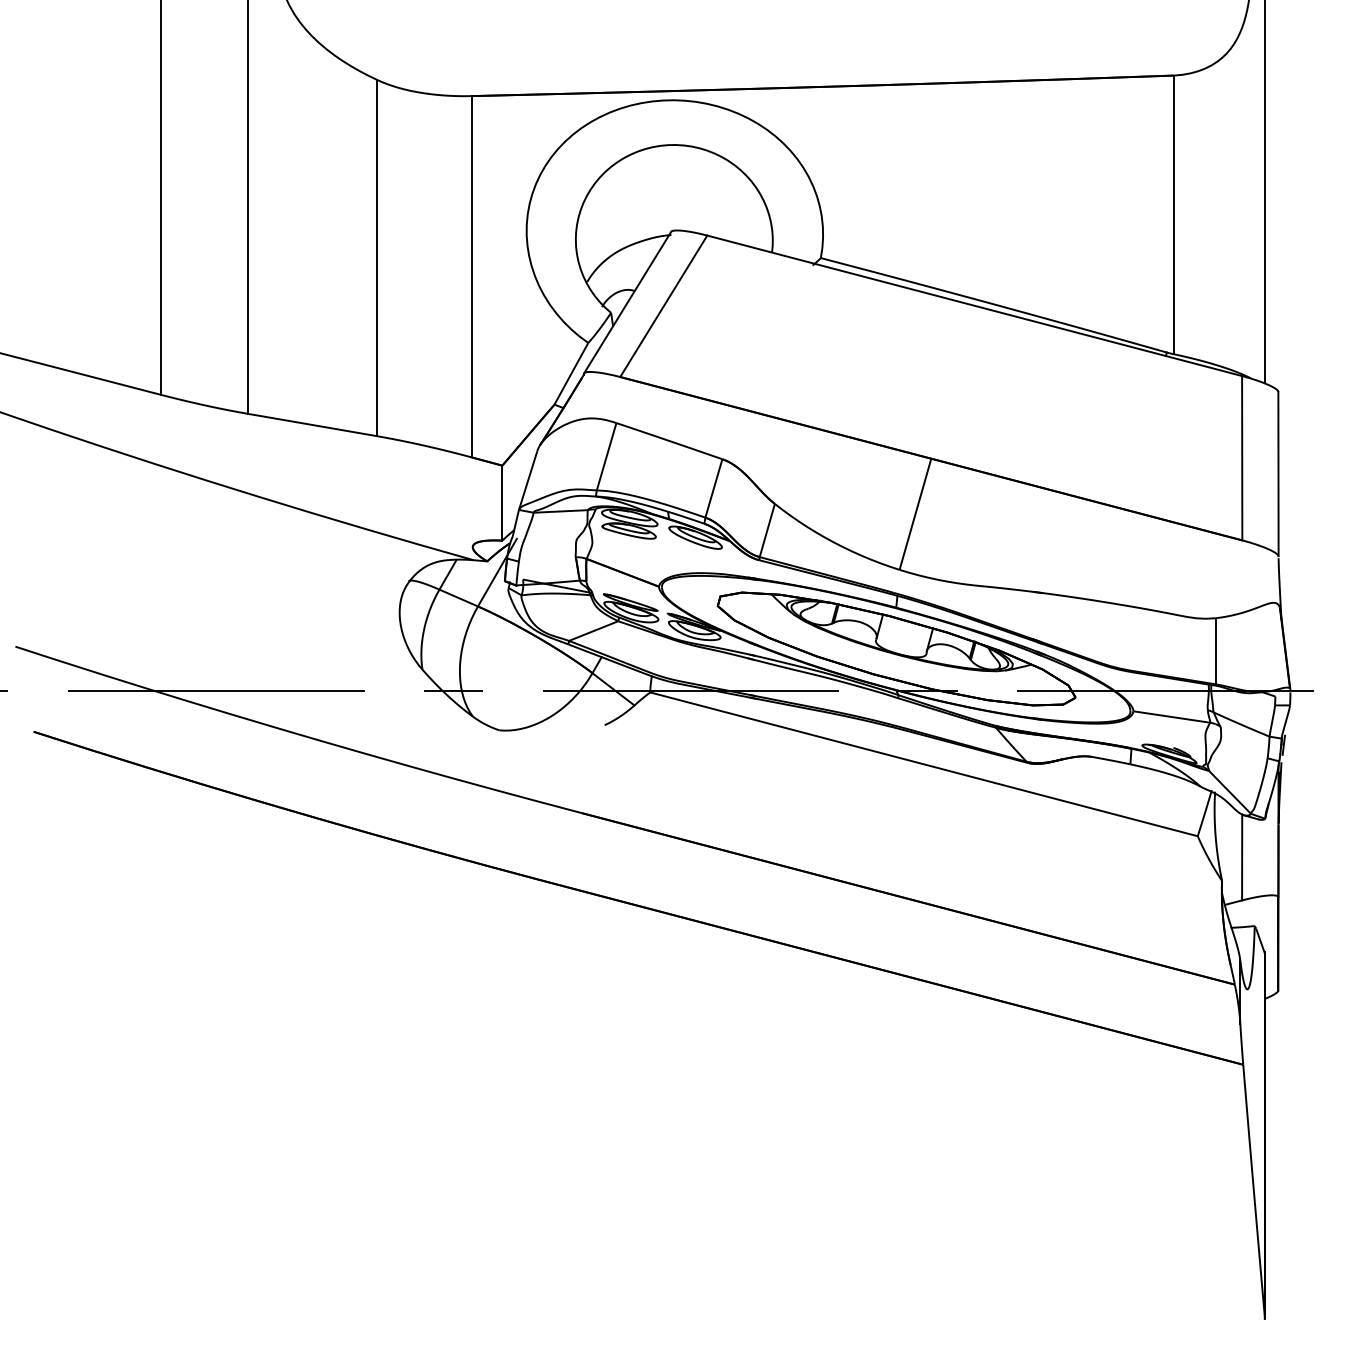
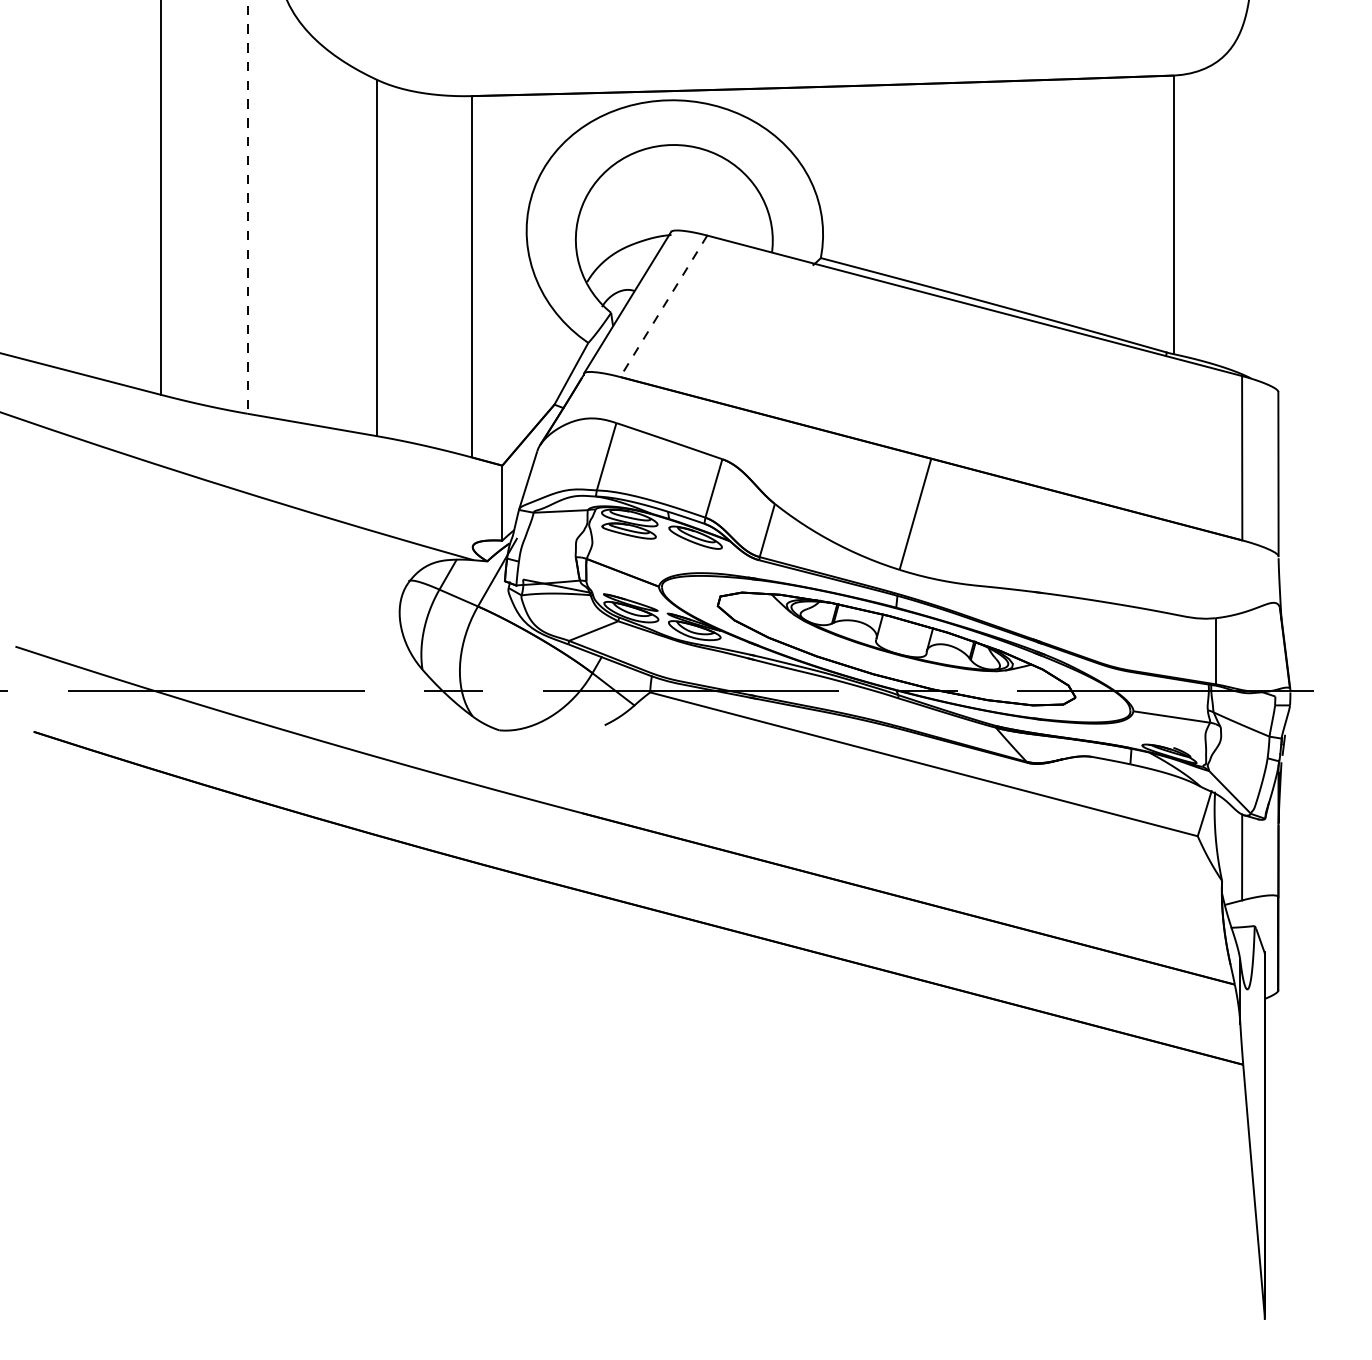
line: present -> none (1264, 192)
line: solid -> dashed (247, 206)
line: solid -> dashed (663, 306)
